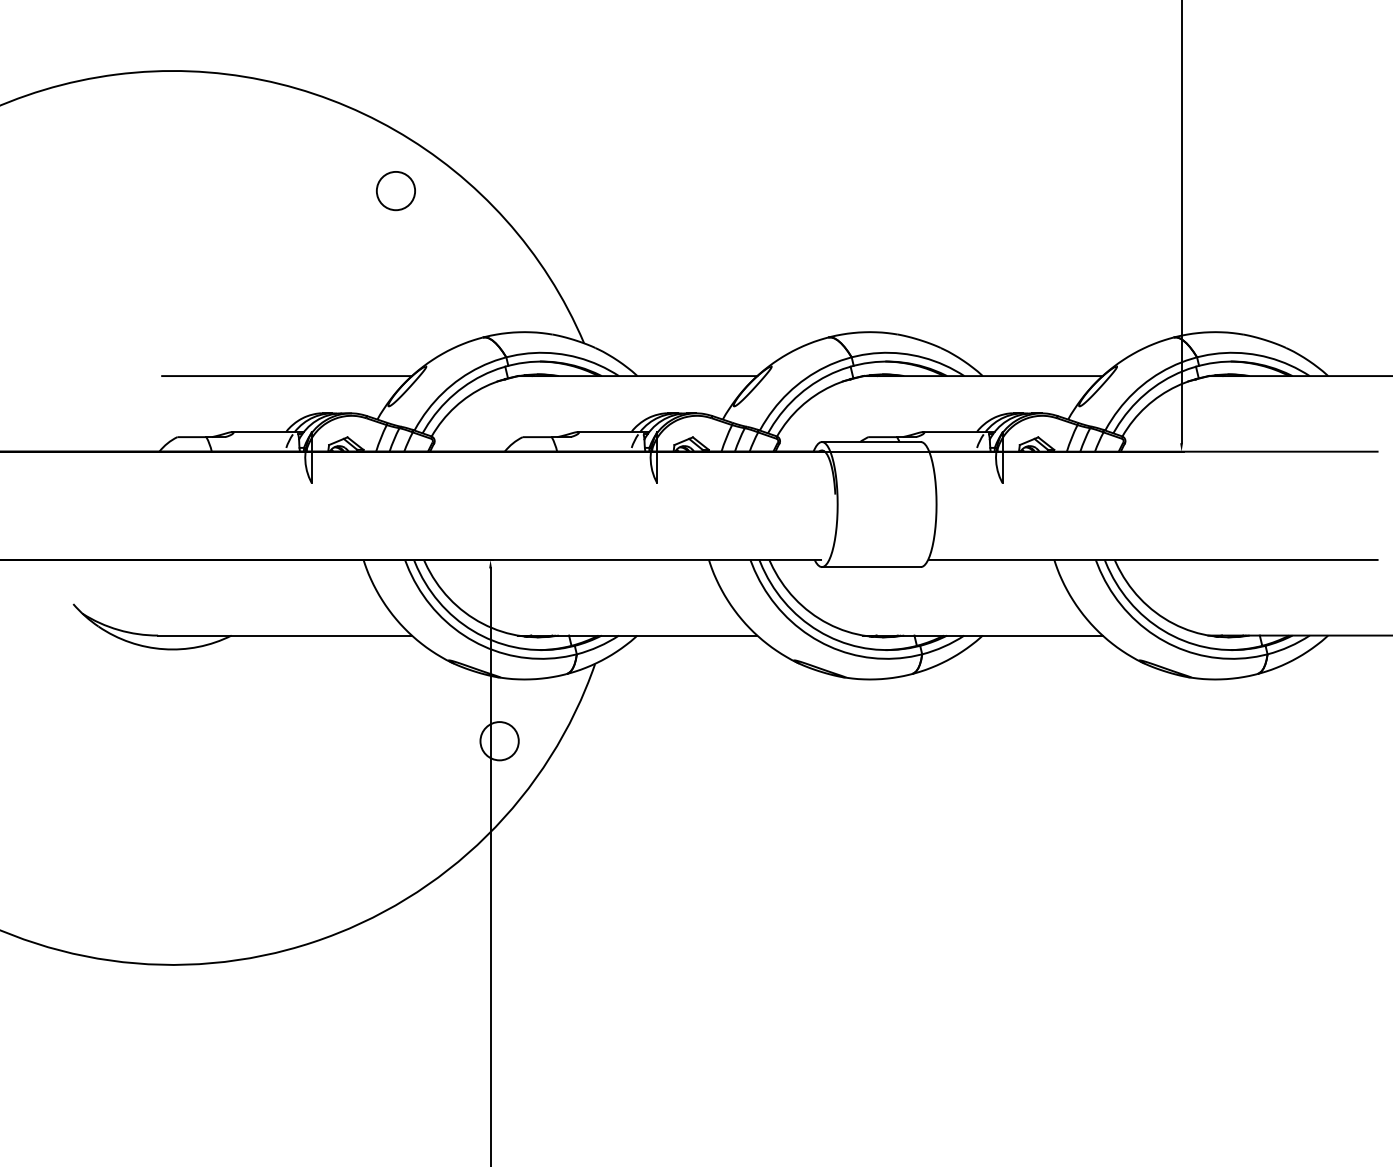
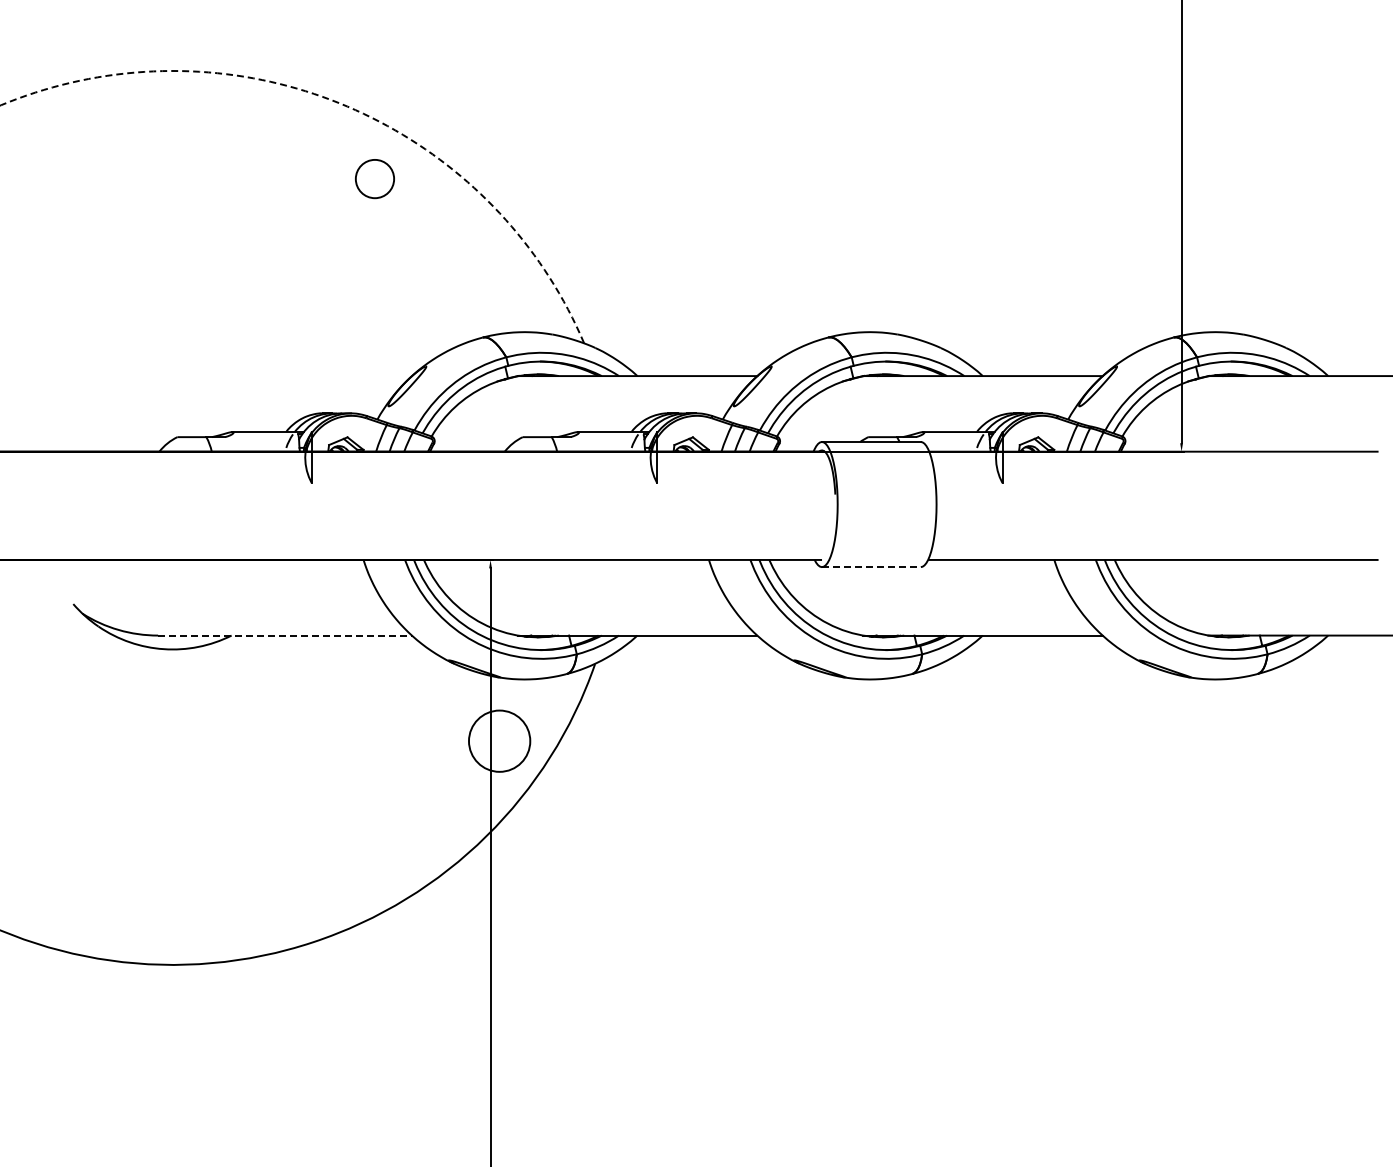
arc: solid -> dashed (340, 103)
circle position: (395, 191) -> (374, 179) (374, 179)
line: present -> none (287, 376)
line: solid -> dashed (871, 567)
line: solid -> dashed (285, 635)
circle diameter: 38 px -> 61 px (499, 740)
